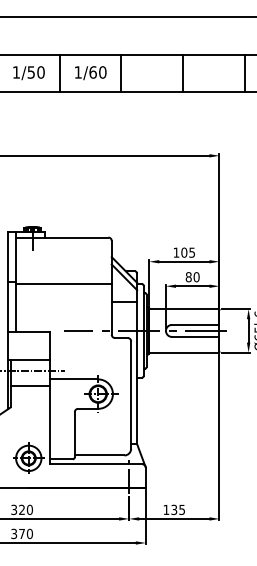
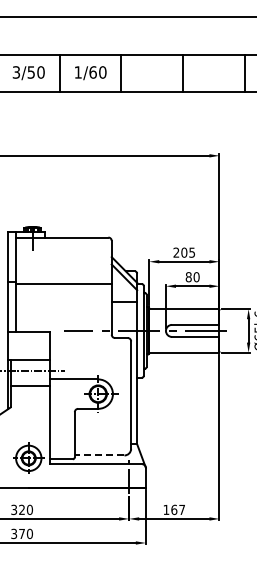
text: 1/50 -> 3/50 (15, 72)
text: 105 -> 205 (176, 252)
line: solid -> dashed (99, 455)
text: 135 -> 167 (177, 509)
